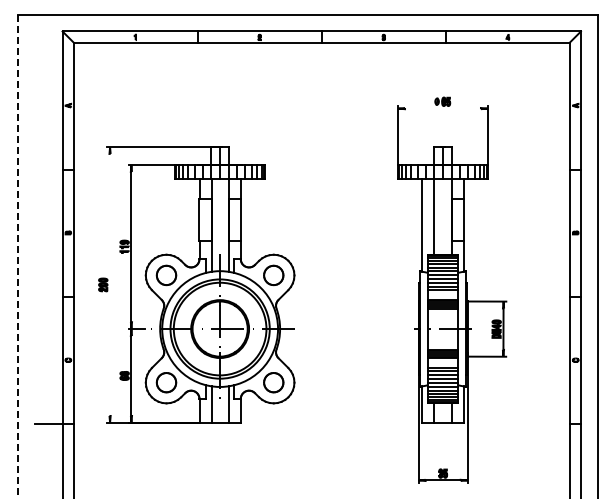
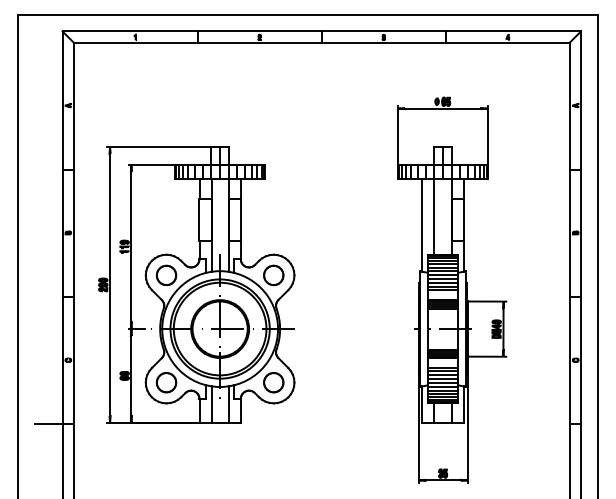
line: none -> present (442, 108)
line: dashed -> solid (18, 256)
line: none -> present (110, 284)
